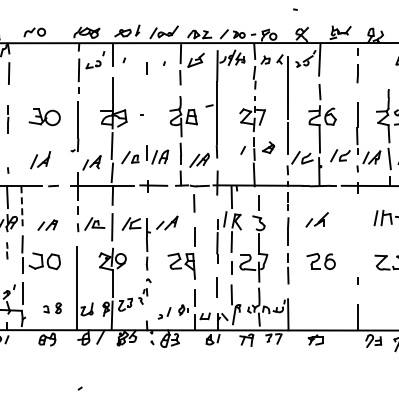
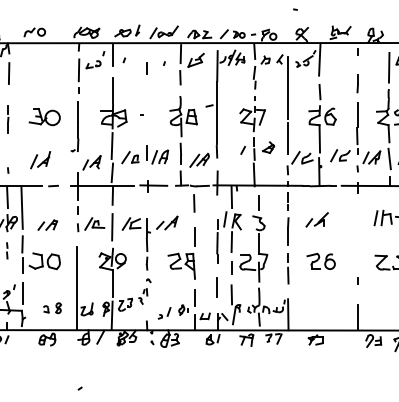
line: none -> present (388, 67)
line position: (357, 73) -> (357, 83) (357, 83)
line: dashed -> solid (22, 208)
